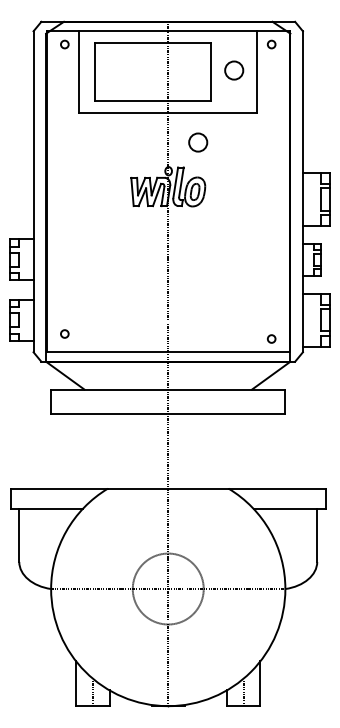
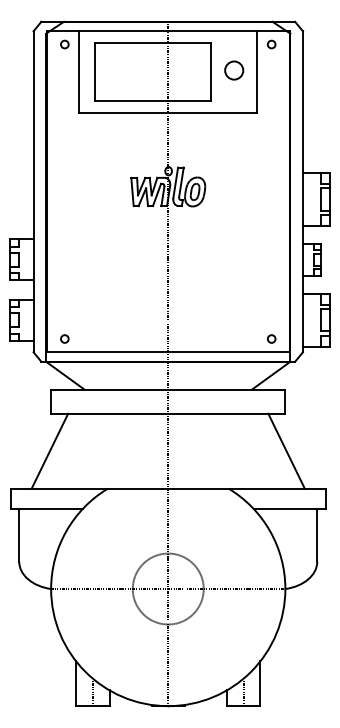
circle: present -> none (198, 142)
circle position: (64, 333) -> (64, 338) (64, 338)
line: none -> present (49, 450)
line: none -> present (286, 450)
